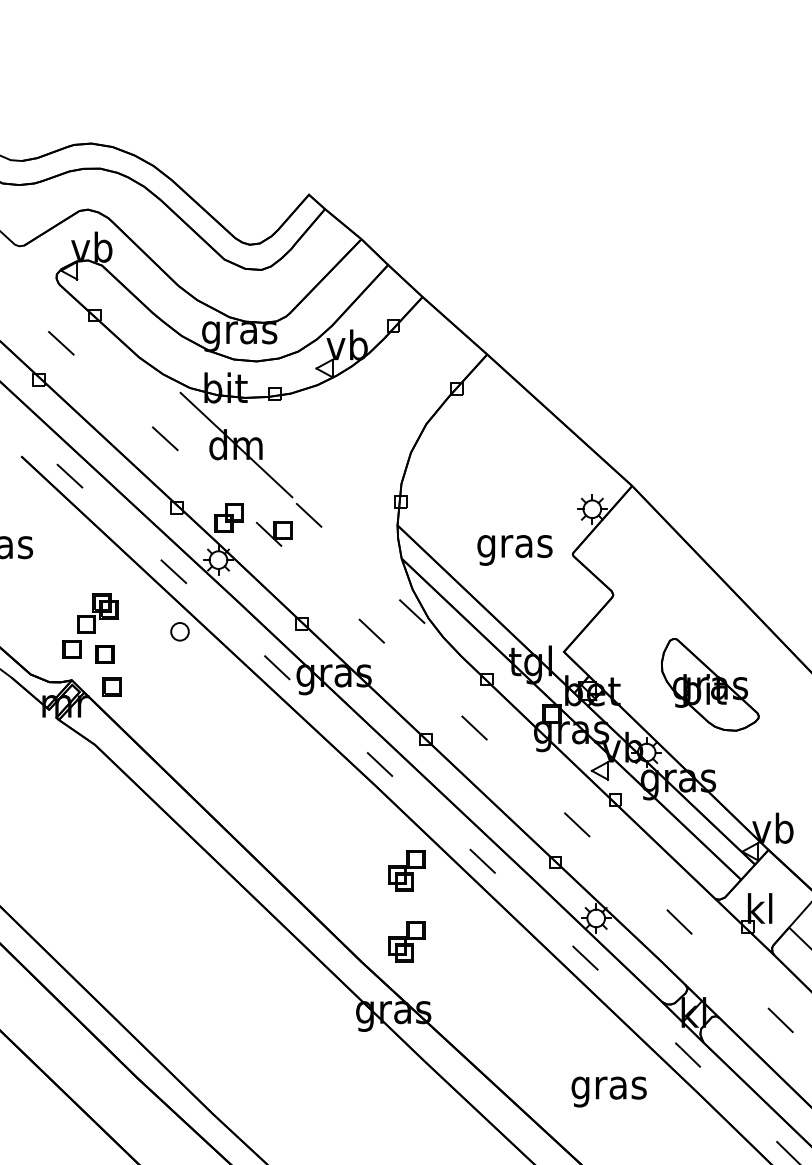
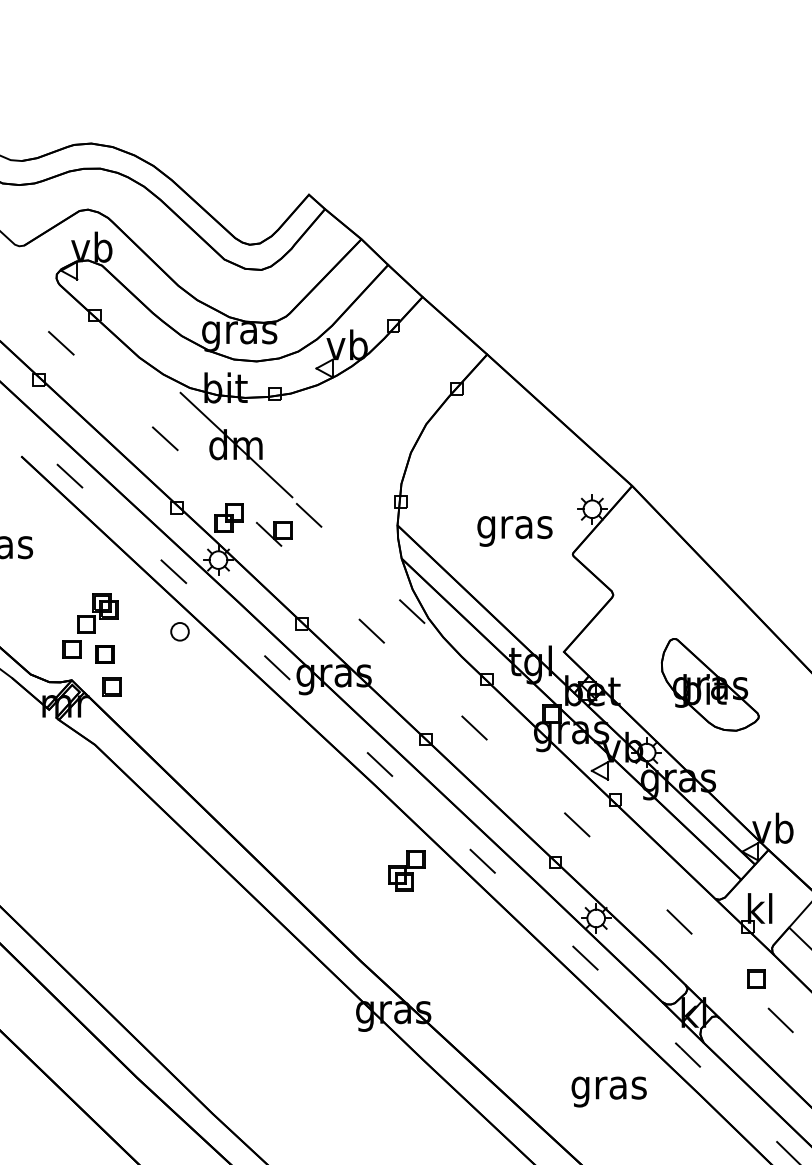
text position: (514, 550) -> (514, 531) (514, 531)
part: present -> none (406, 941)
part: none -> present (756, 978)
